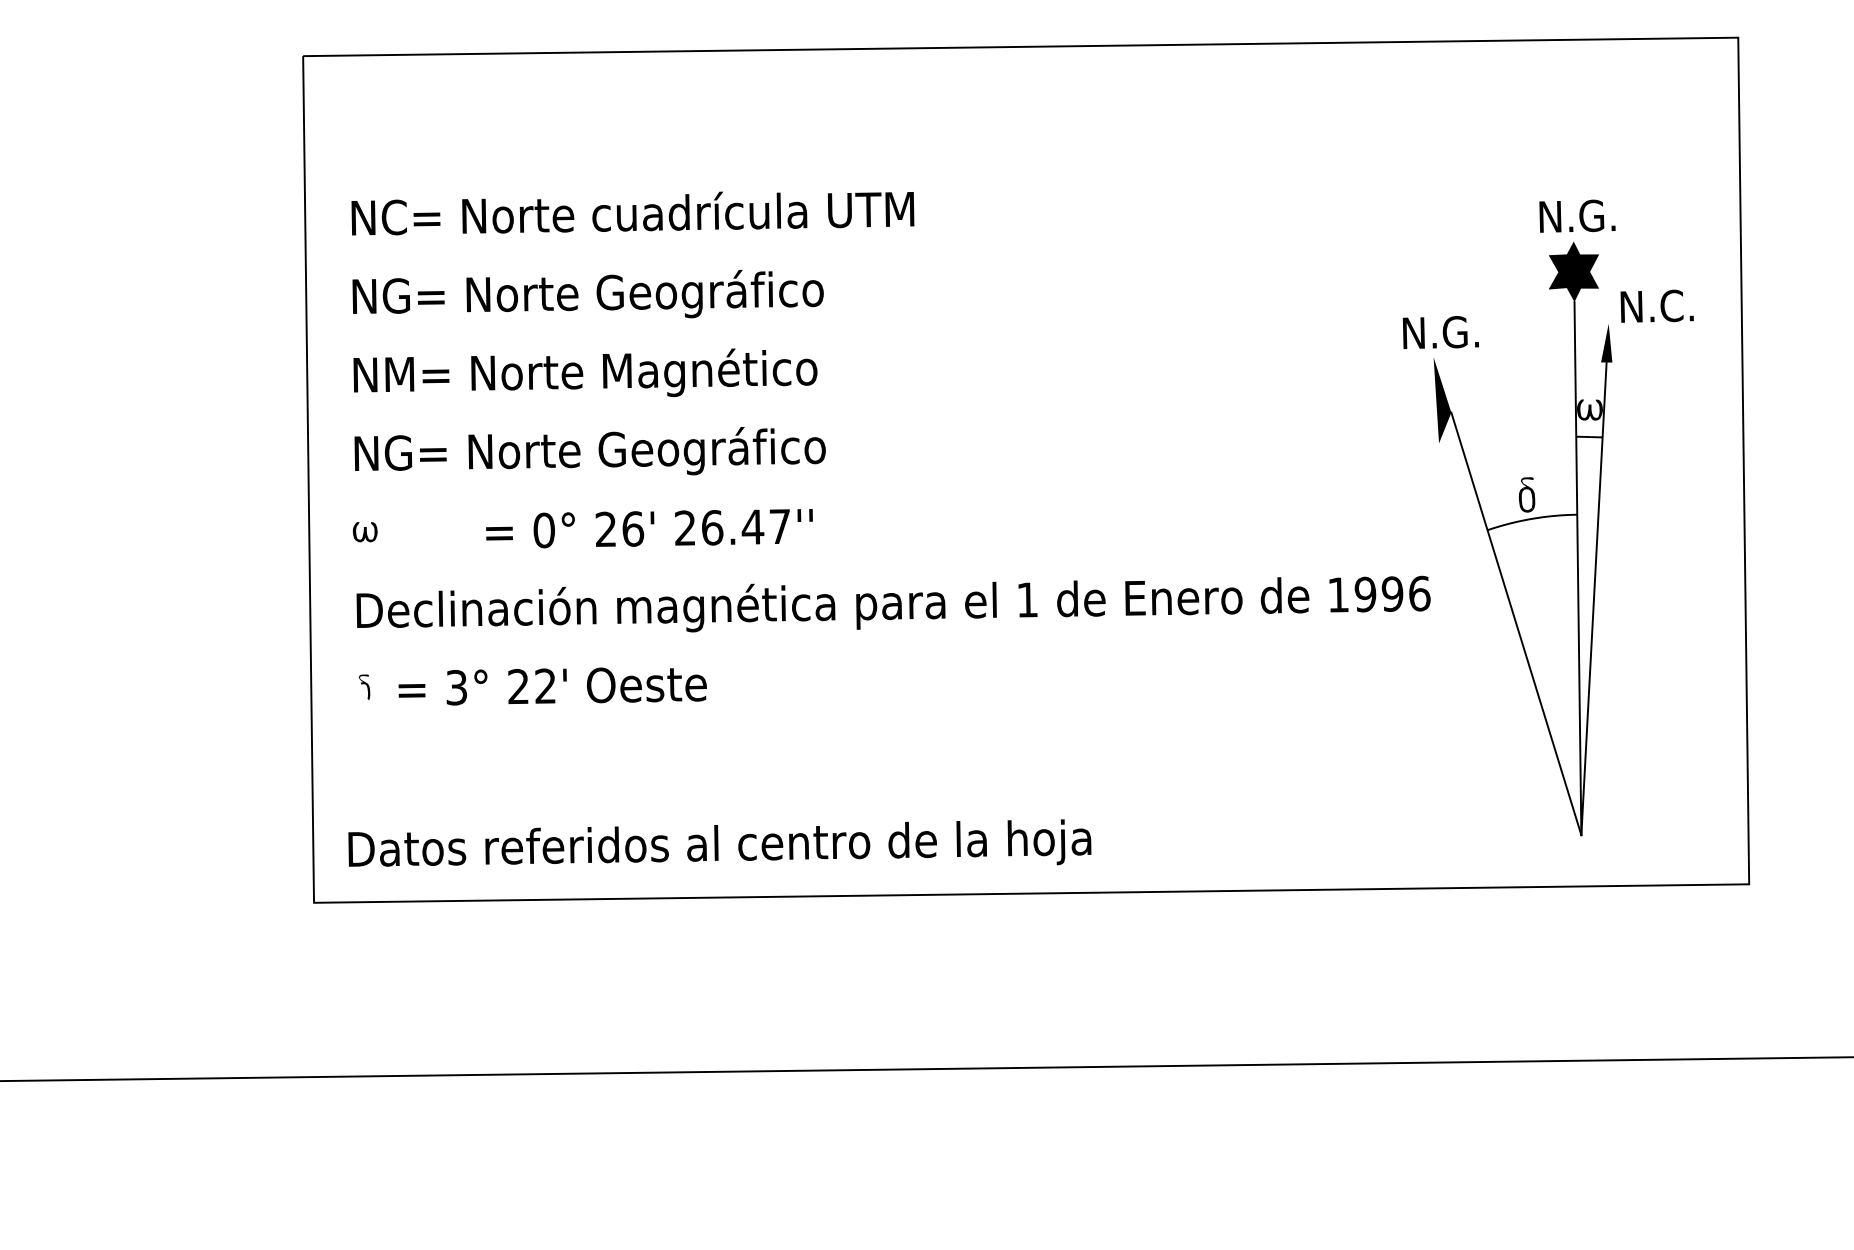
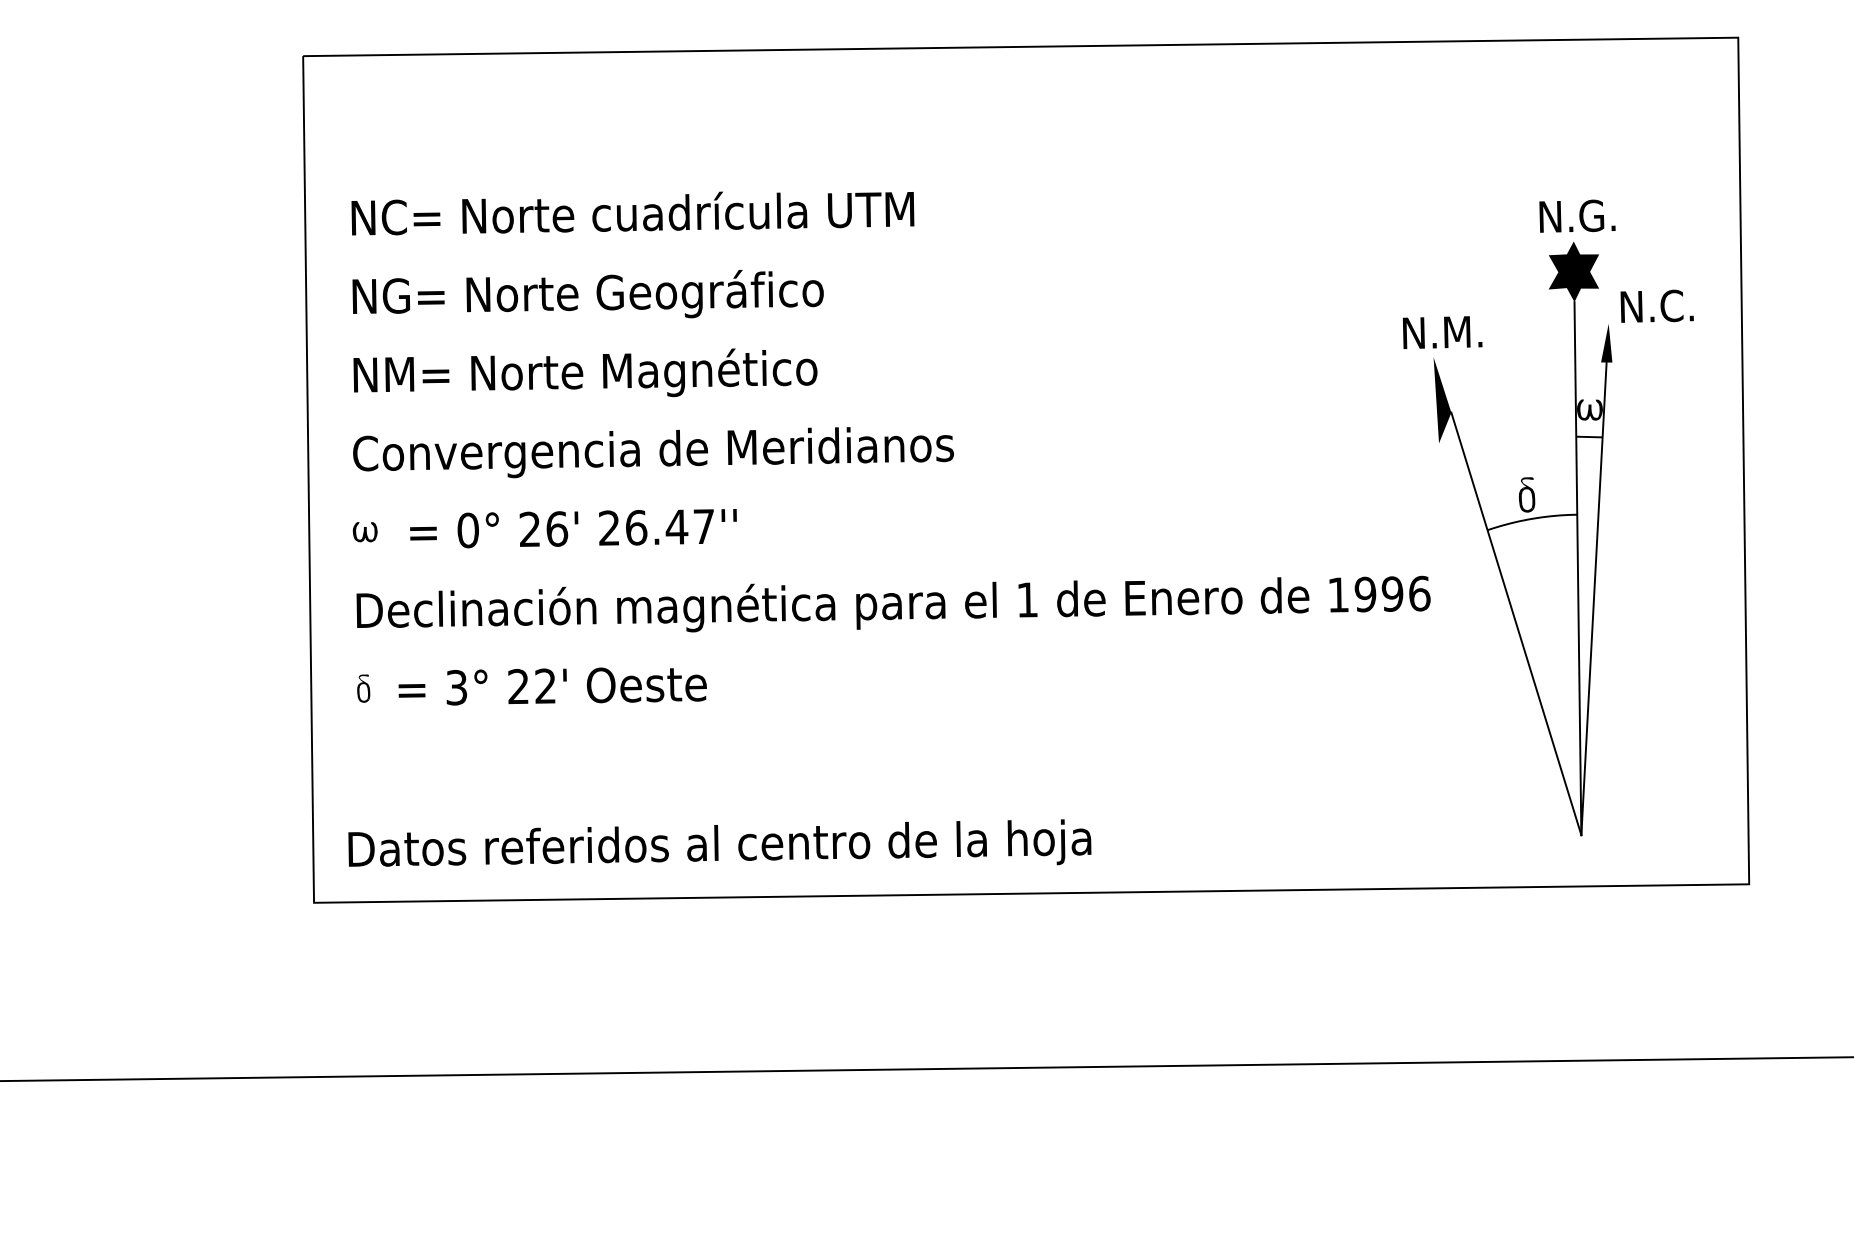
text: N.G. -> N.M. (1462, 332)
text: NG= Norte Geográfico -> Convergencia de Meridianos (653, 452)
text position: (649, 528) -> (573, 528) (573, 528)
fill: none -> present (363, 692)
